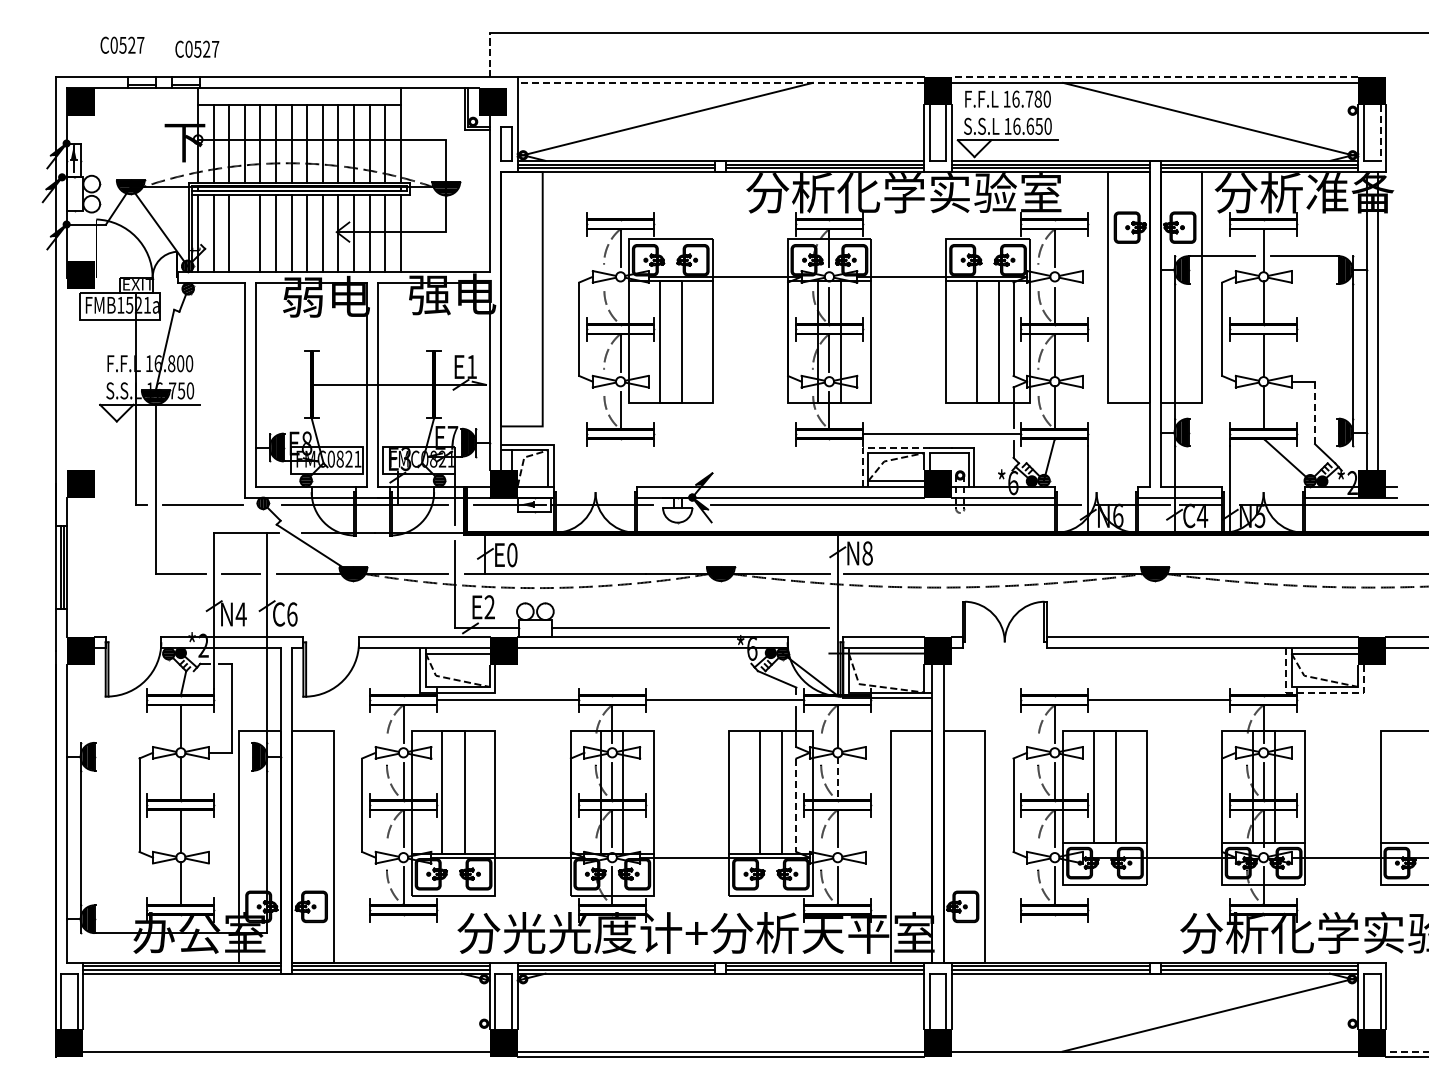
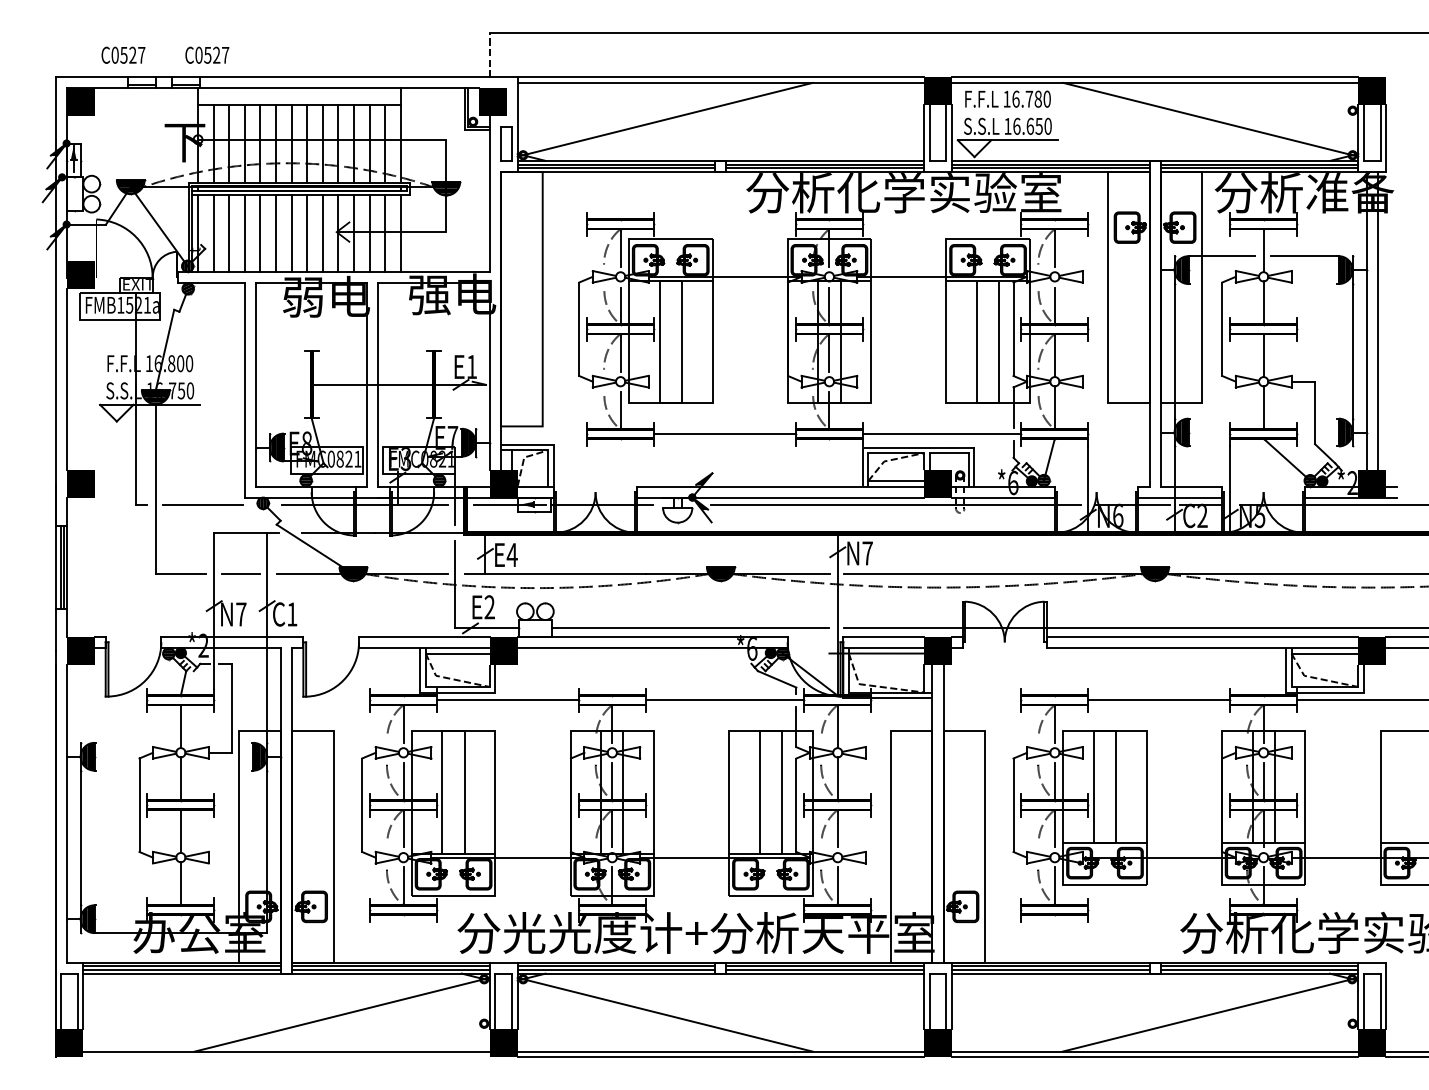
text position: (122, 44) -> (123, 54) (123, 54)
text position: (197, 48) -> (207, 54) (207, 54)
line: dashed -> solid (1154, 77)
line: dashed -> solid (720, 82)
line: dashed -> solid (1380, 133)
line: none -> present (244, 233)
line: none -> present (620, 305)
line: none -> present (66, 378)
line: dashed -> solid (1315, 412)
line: none -> present (725, 434)
line: dashed -> solid (875, 447)
text: C4 -> C2 (1202, 515)
text: N8 -> N7 (867, 553)
text: E0 -> E4 (511, 554)
text: N4 -> N7 (240, 614)
text: C6 -> C1 (292, 614)
line: none -> present (1134, 628)
line: dashed -> solid (1315, 692)
line: none -> present (1361, 700)
line: dashed -> solid (837, 779)
line: dashed -> solid (796, 805)
line: none -> present (341, 1014)
line: none -> present (664, 1014)
line: dashed -> solid (1407, 1051)
line: none -> present (1154, 1057)
